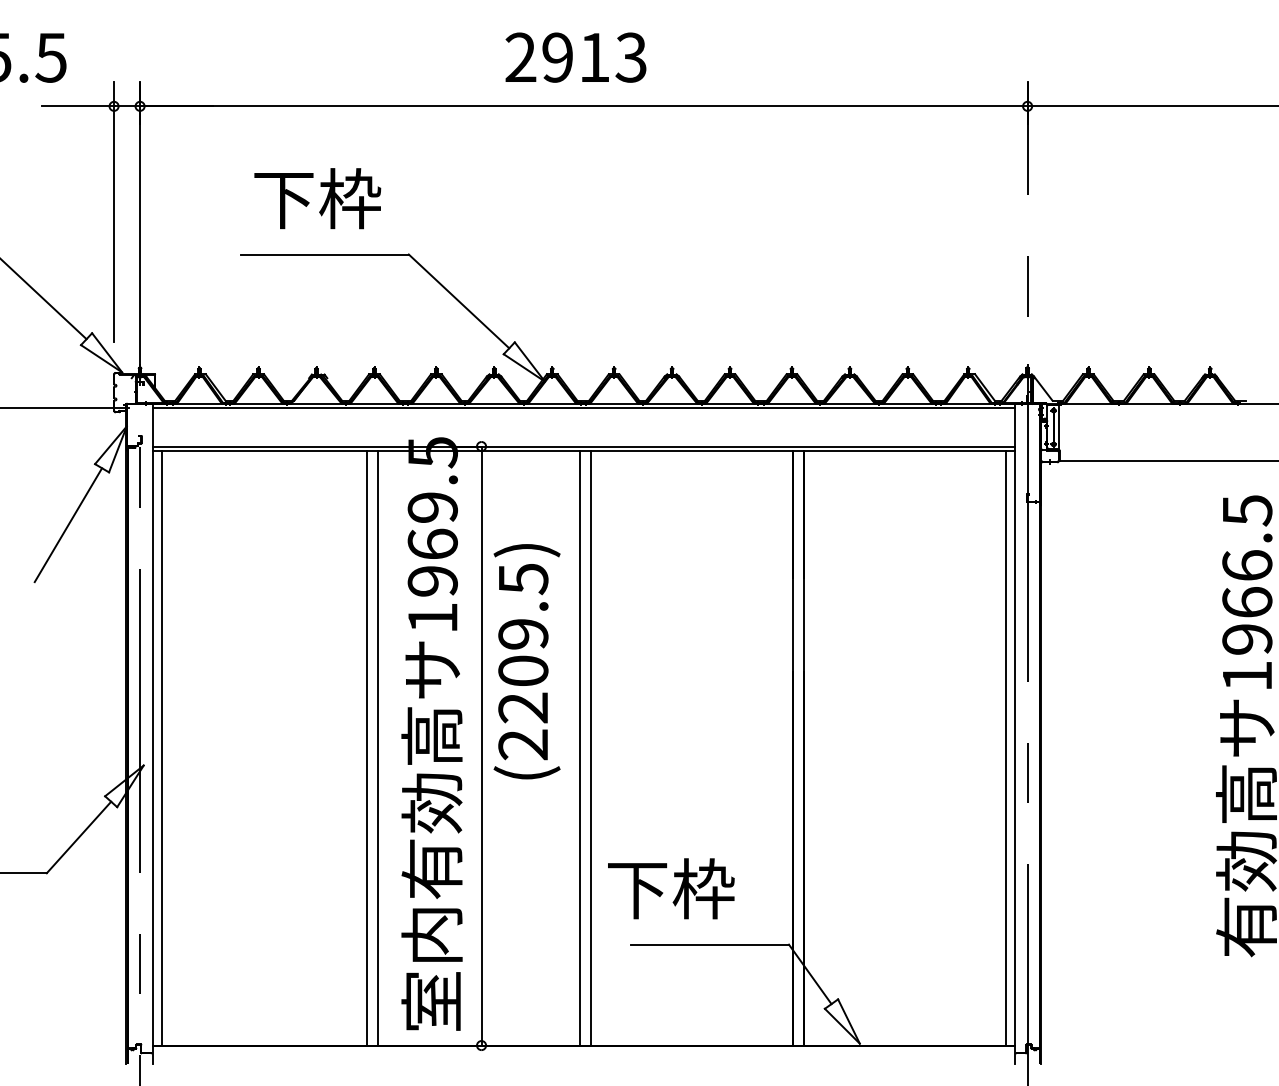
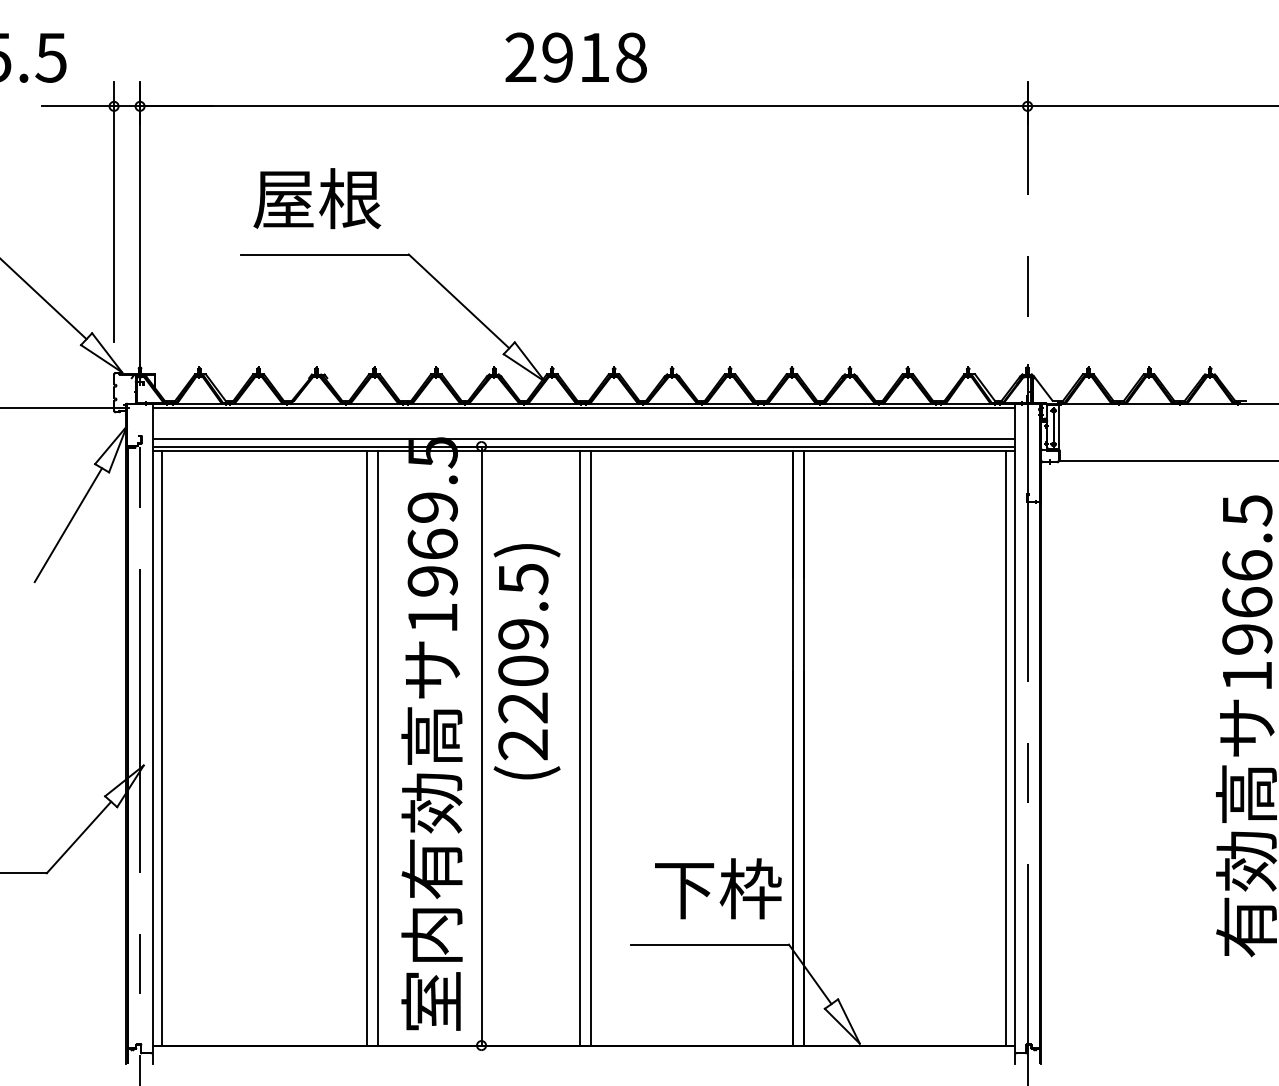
text: 2913 -> 2918 (630, 57)
text: 下枠 -> 屋根 (317, 198)
line: none -> present (583, 438)
text position: (671, 888) -> (718, 888) (718, 888)
